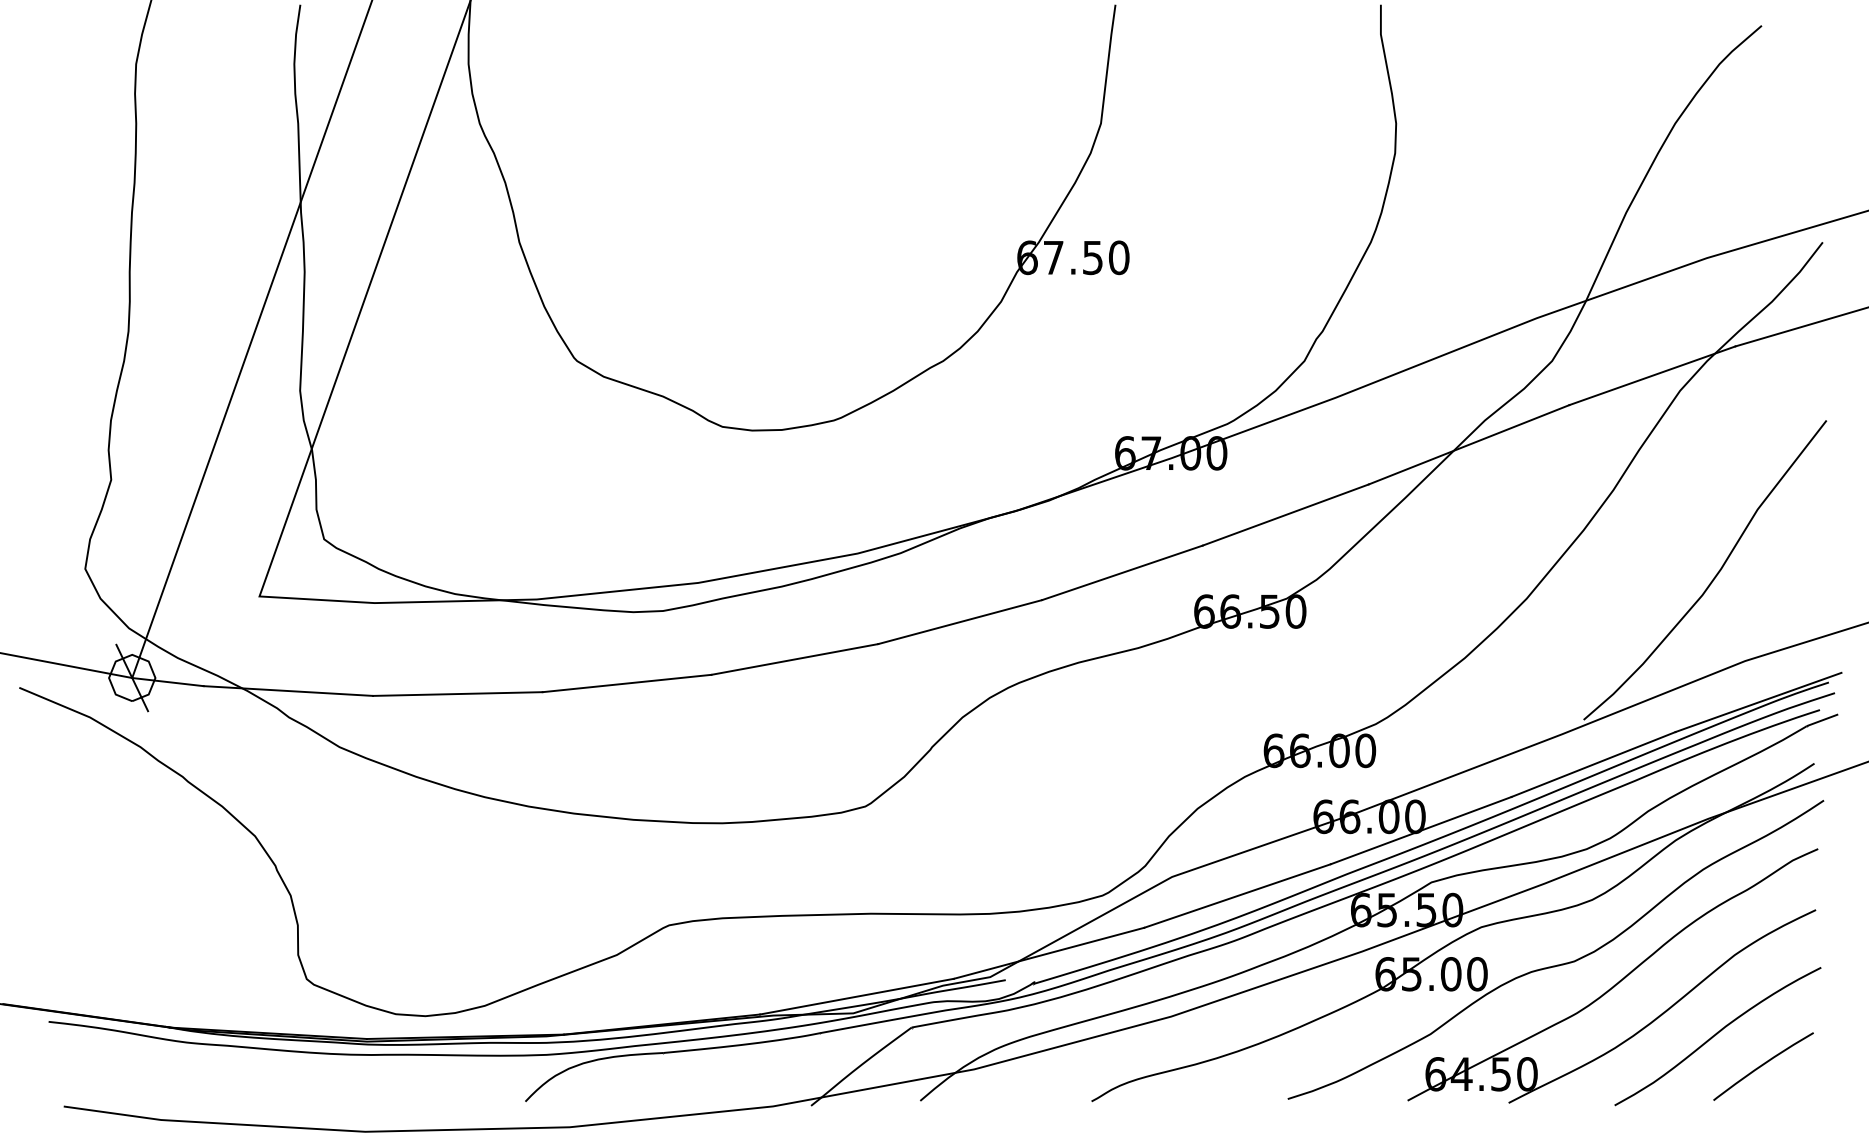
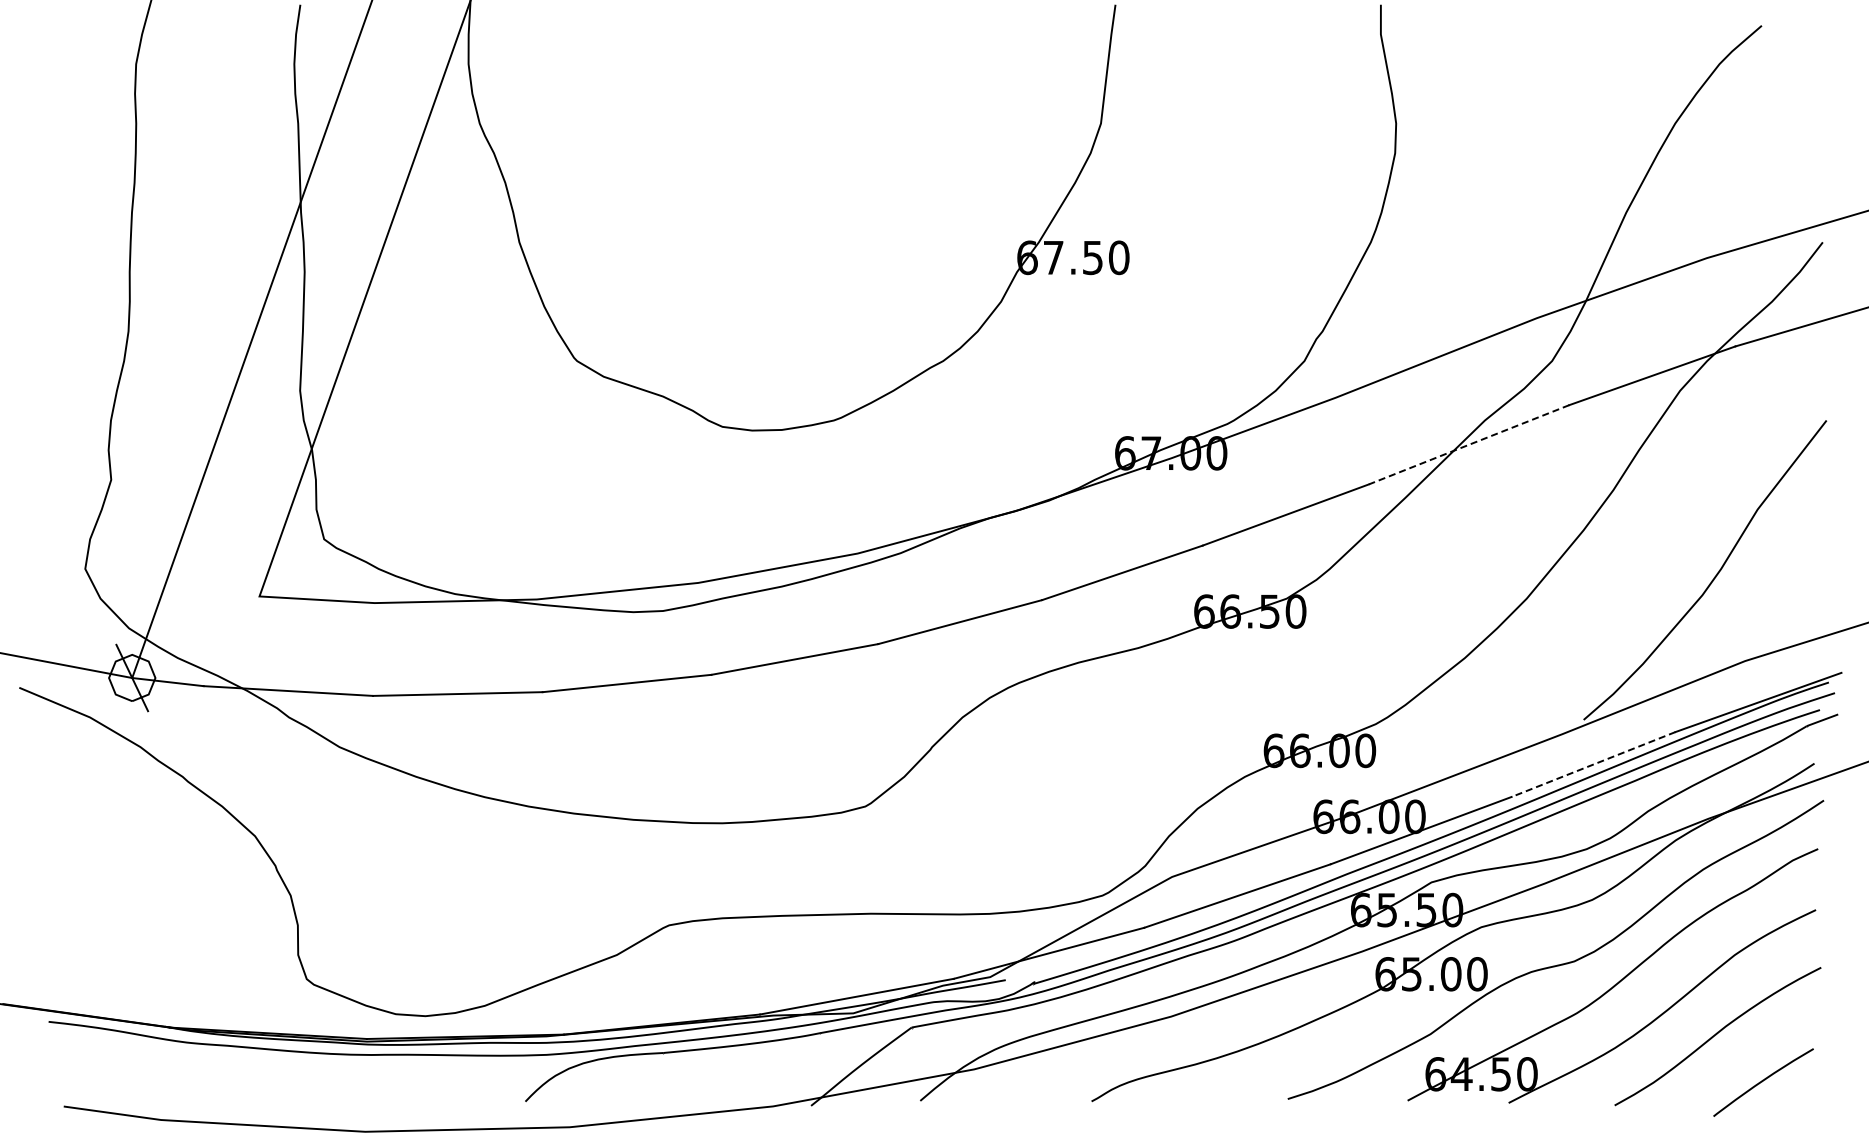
line: solid -> dashed (1469, 444)
line: solid -> dashed (1593, 764)
curve position: (1763, 1065) -> (1763, 1081) (1763, 1081)
